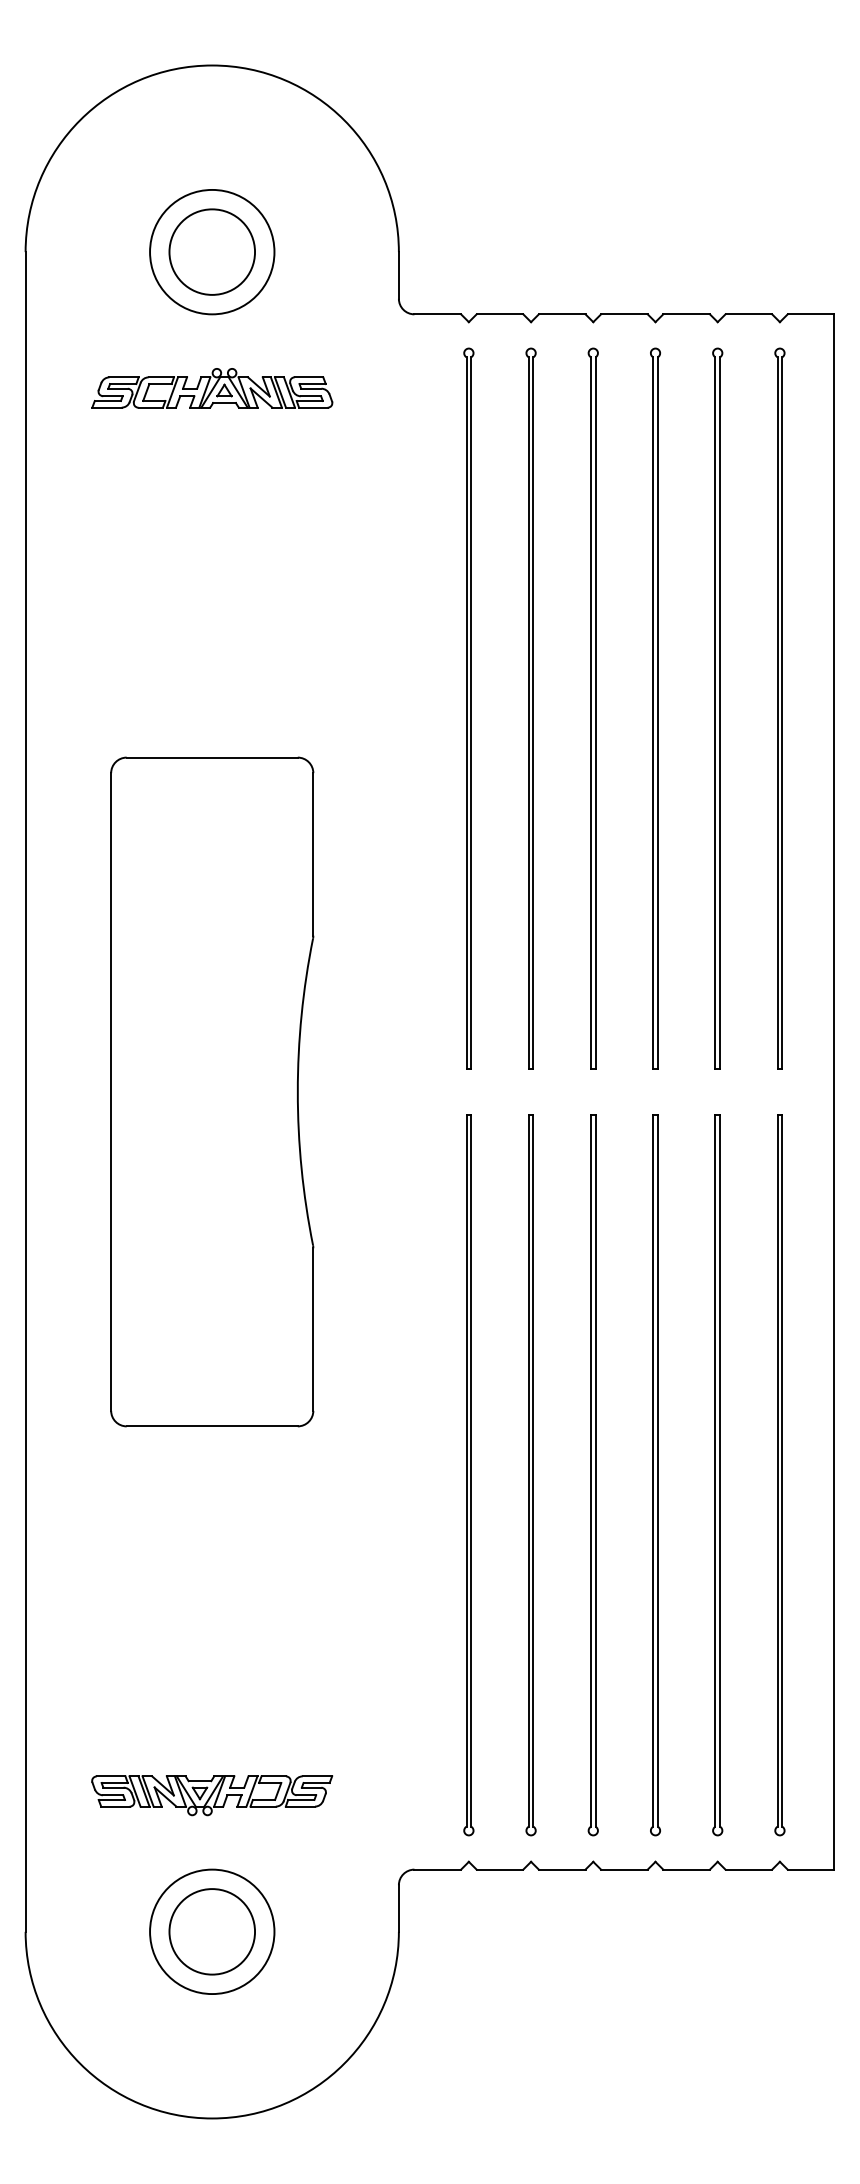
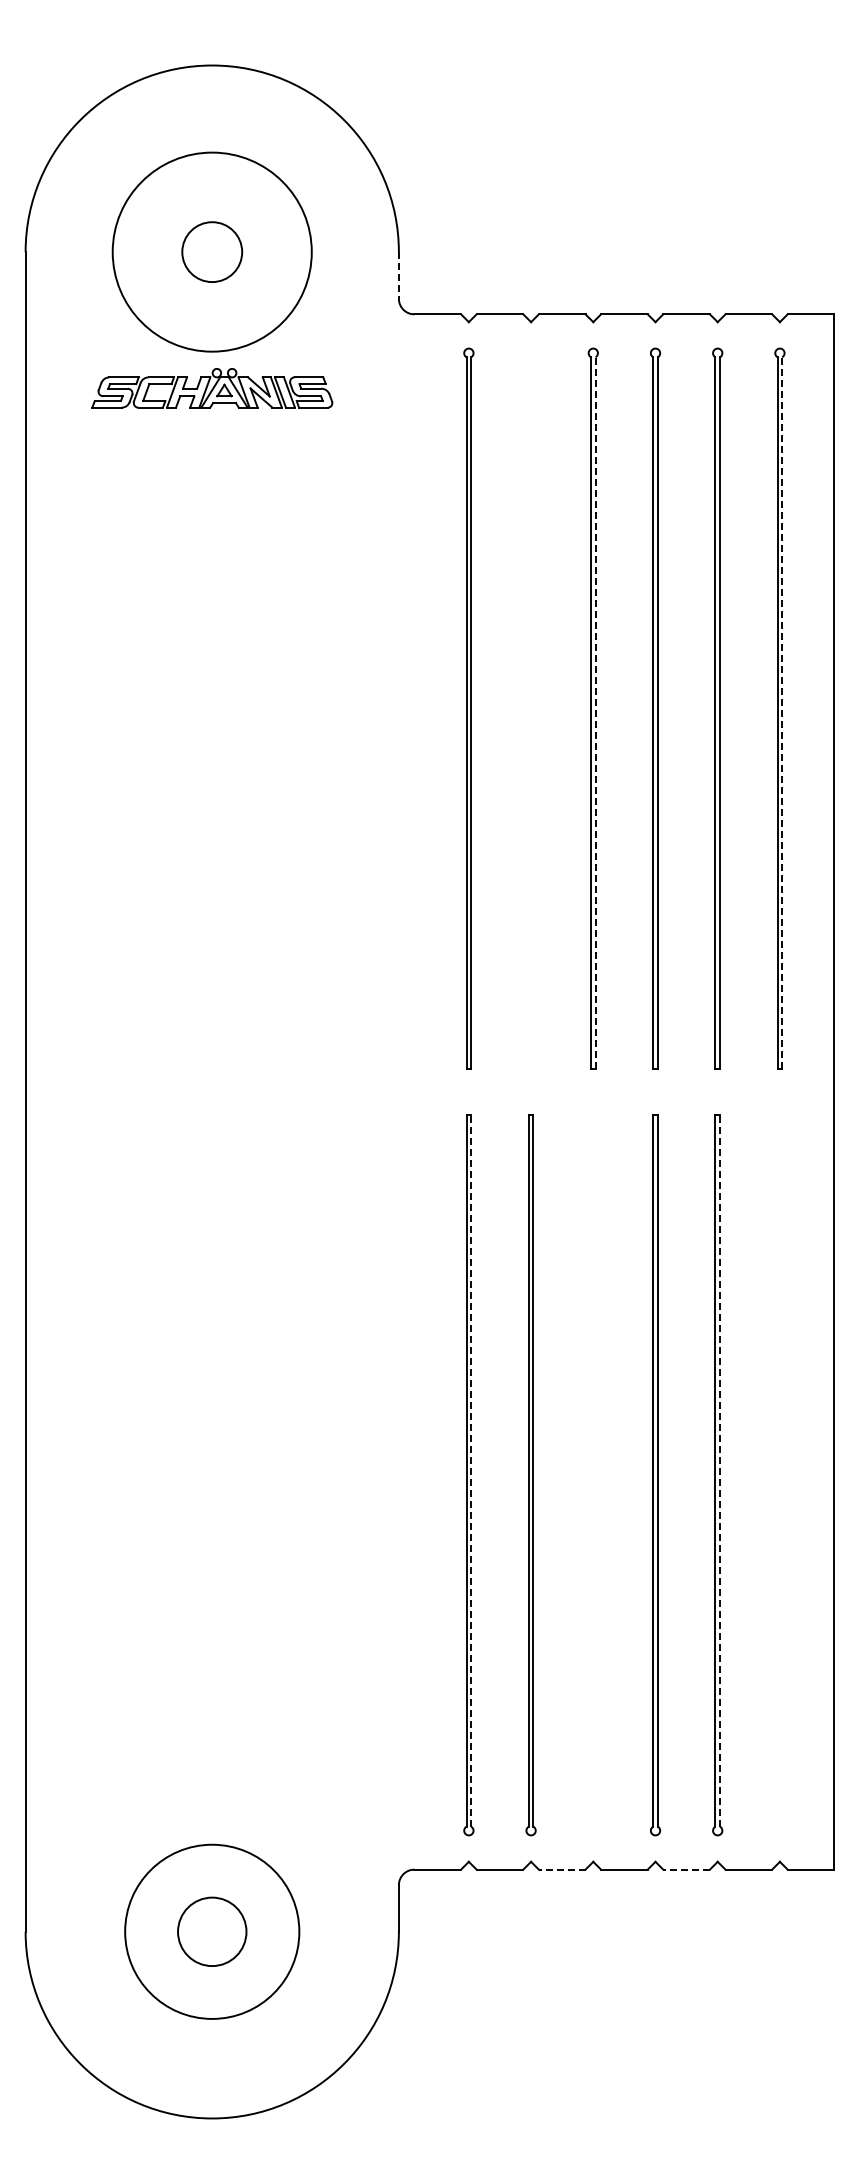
circle diameter: 124 px -> 199 px (211, 251)
circle diameter: 86 px -> 60 px (212, 252)
line: solid -> dashed (398, 275)
part: present -> none (530, 708)
line: solid -> dashed (595, 712)
line: solid -> dashed (782, 712)
part: present -> none (212, 1091)
line: solid -> dashed (471, 1471)
line: solid -> dashed (720, 1471)
part: present -> none (592, 1475)
part: present -> none (779, 1475)
part: present -> none (212, 1795)
line: solid -> dashed (561, 1869)
line: solid -> dashed (686, 1869)
circle diameter: 124 px -> 174 px (212, 1931)
circle diameter: 86 px -> 68 px (212, 1931)
